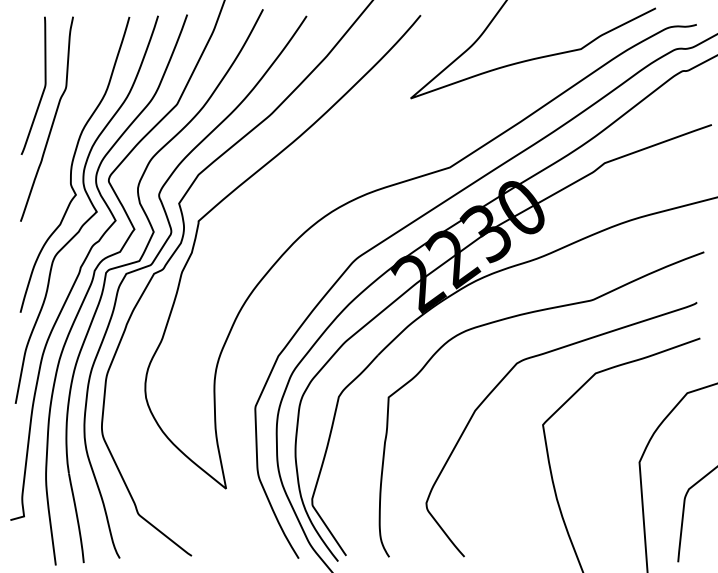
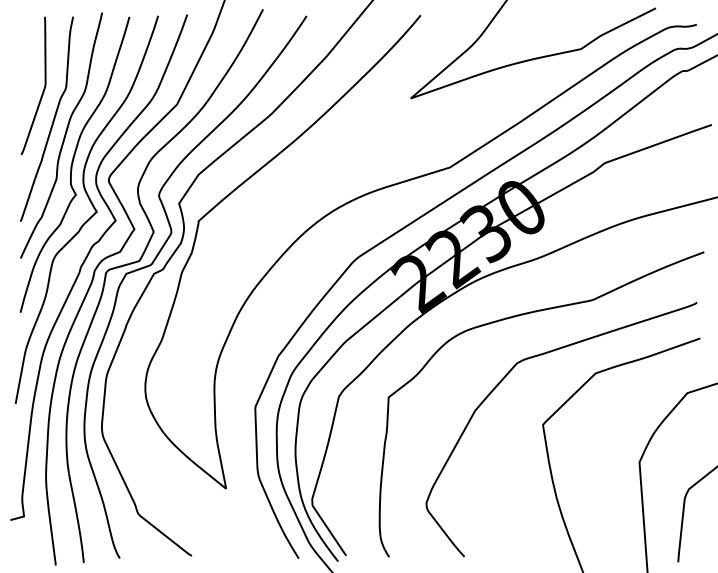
curve: none -> present (63, 137)
